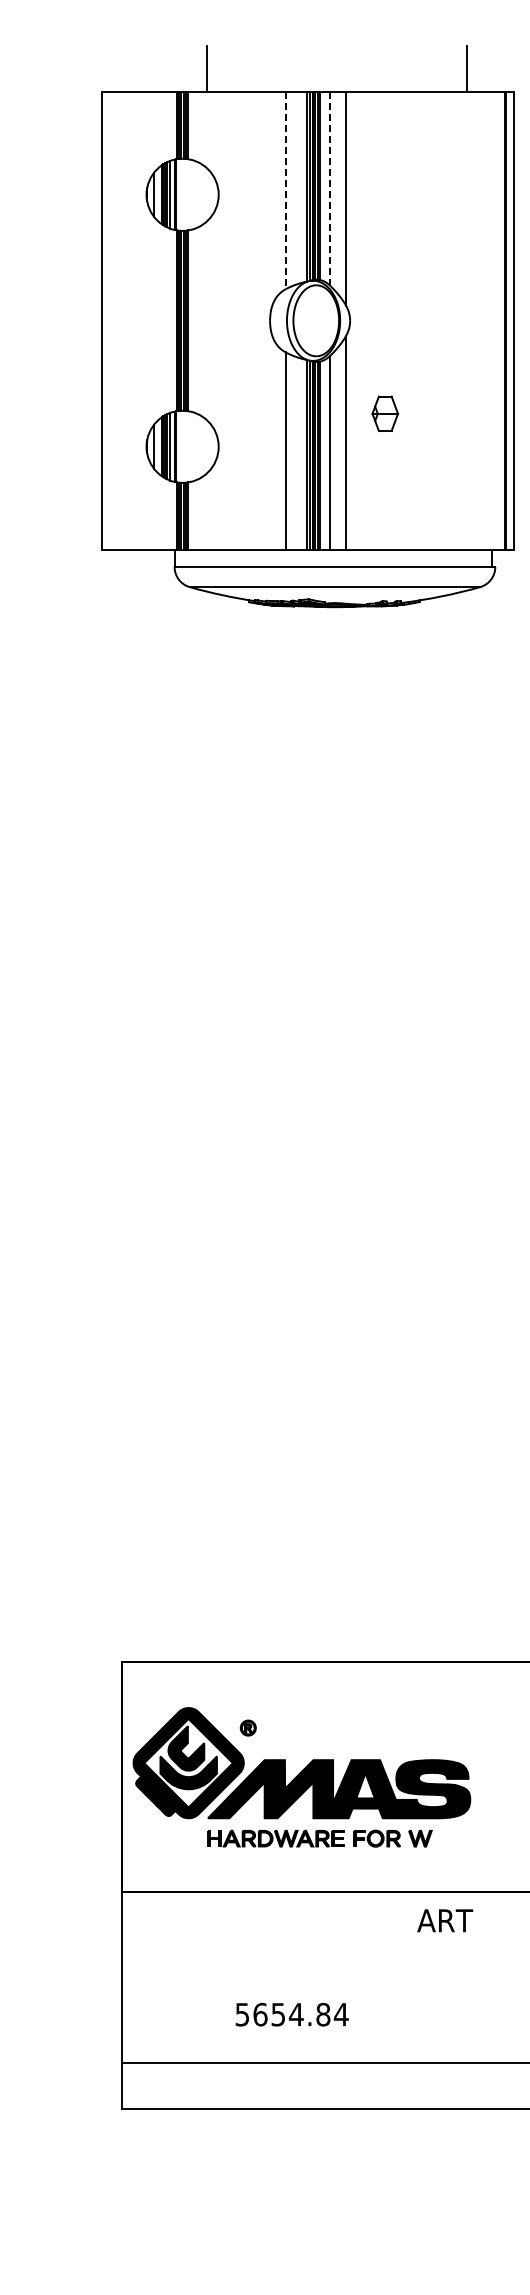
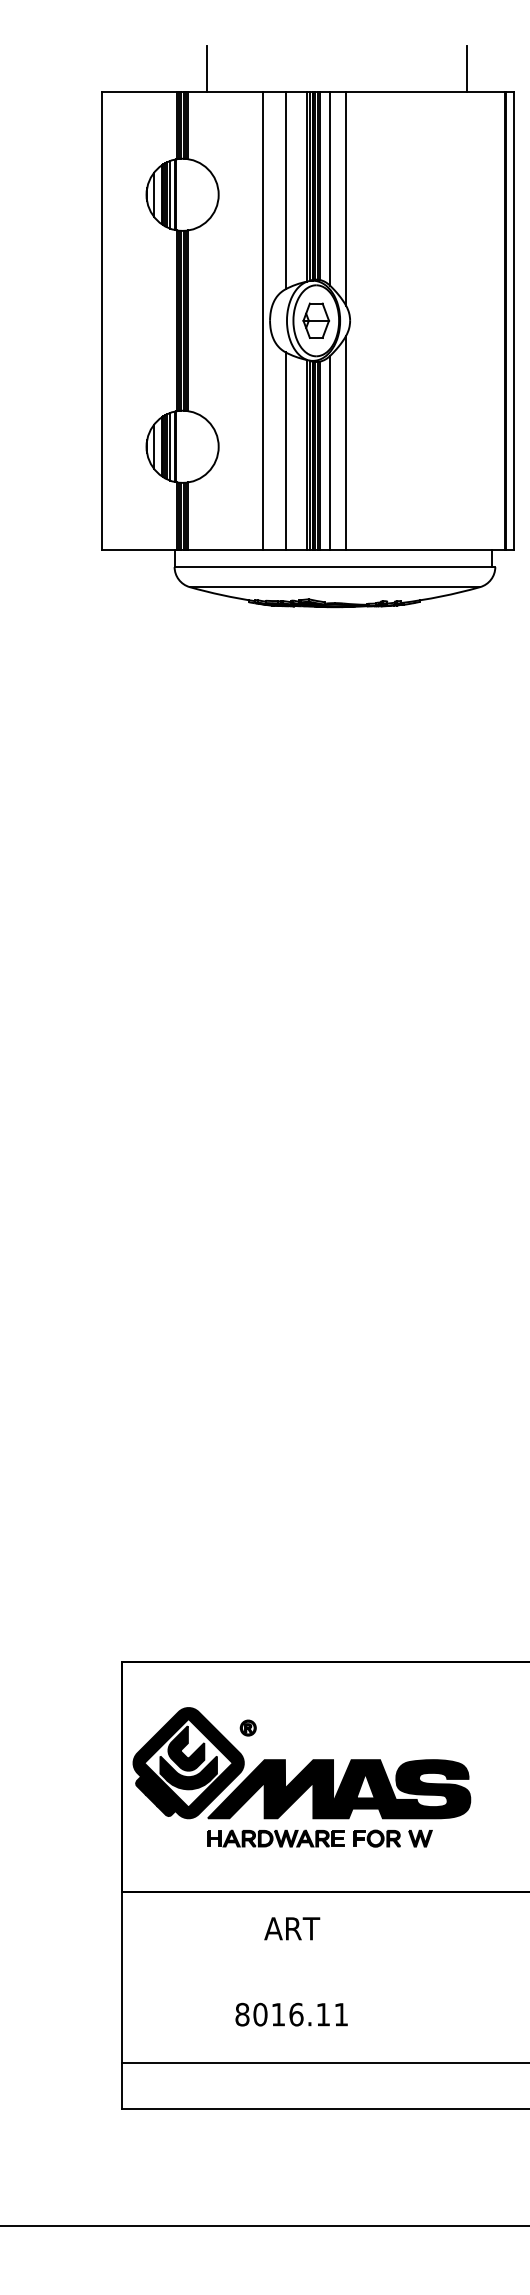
line: dashed -> solid (330, 189)
line: dashed -> solid (285, 190)
line: none -> present (262, 320)
part position: (385, 413) -> (316, 320) (316, 320)
text position: (445, 1920) -> (292, 1928) (292, 1928)
text: 5654.84 -> 8016.11 (291, 2014)
line: none -> present (264, 2226)
